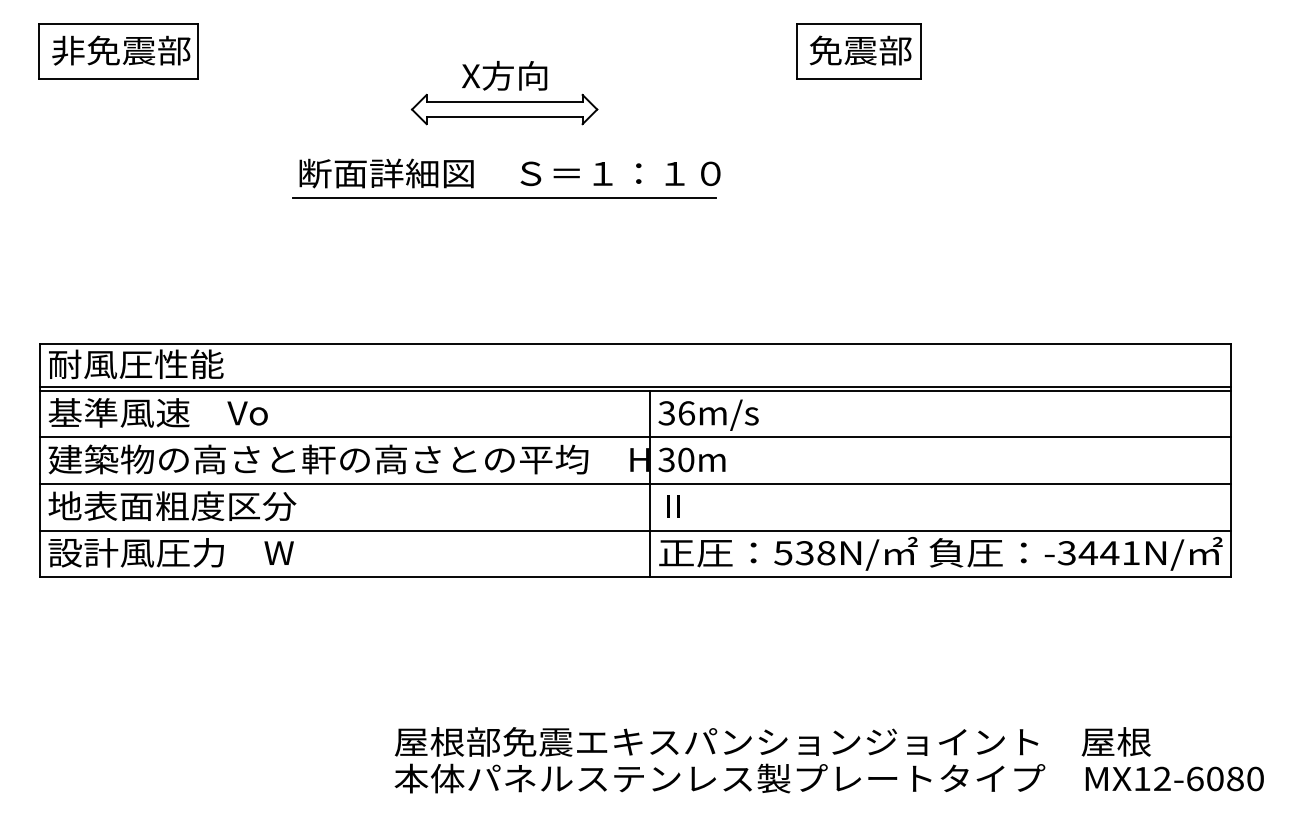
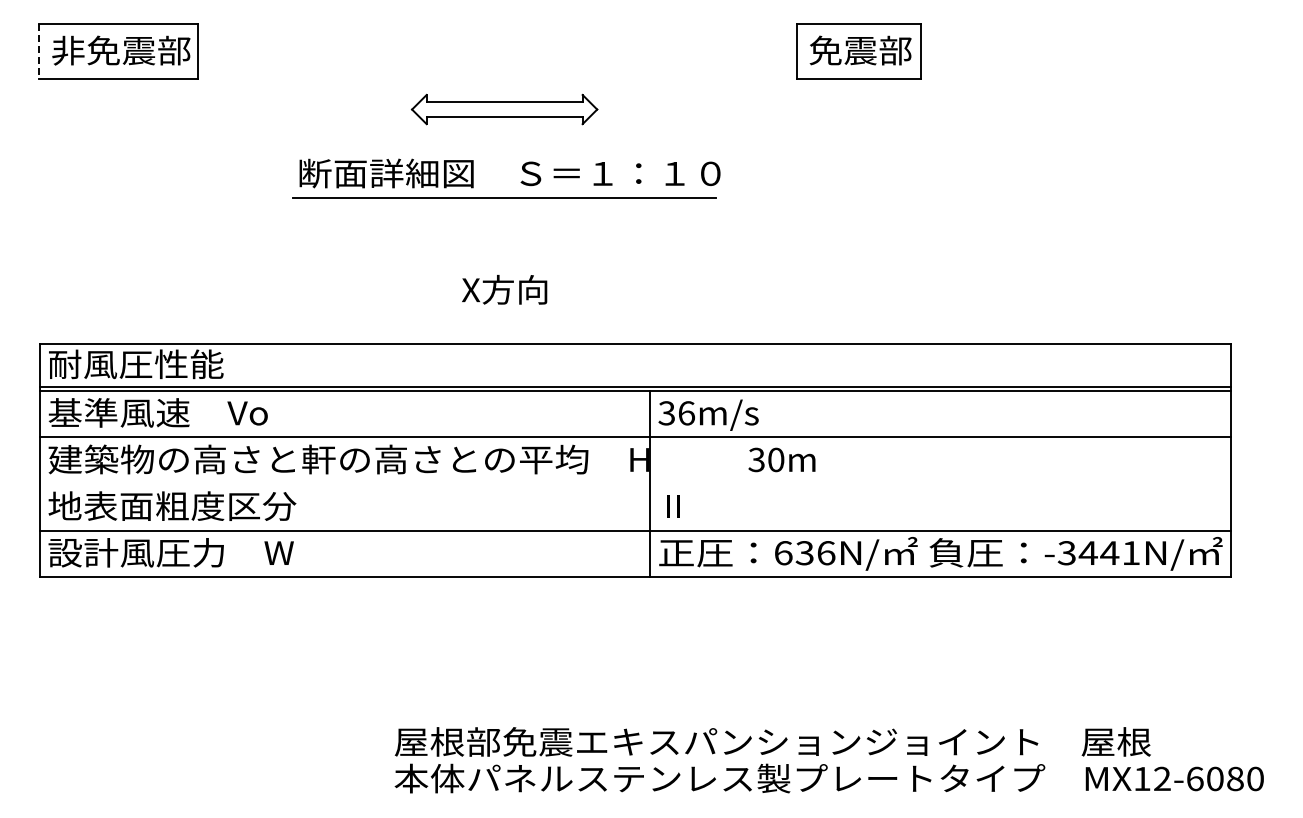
line: solid -> dashed (39, 52)
text position: (504, 75) -> (504, 289) (504, 289)
text position: (691, 459) -> (781, 459) (781, 459)
line: present -> none (635, 483)
text: 538N/ -> 636N/ (804, 553)
